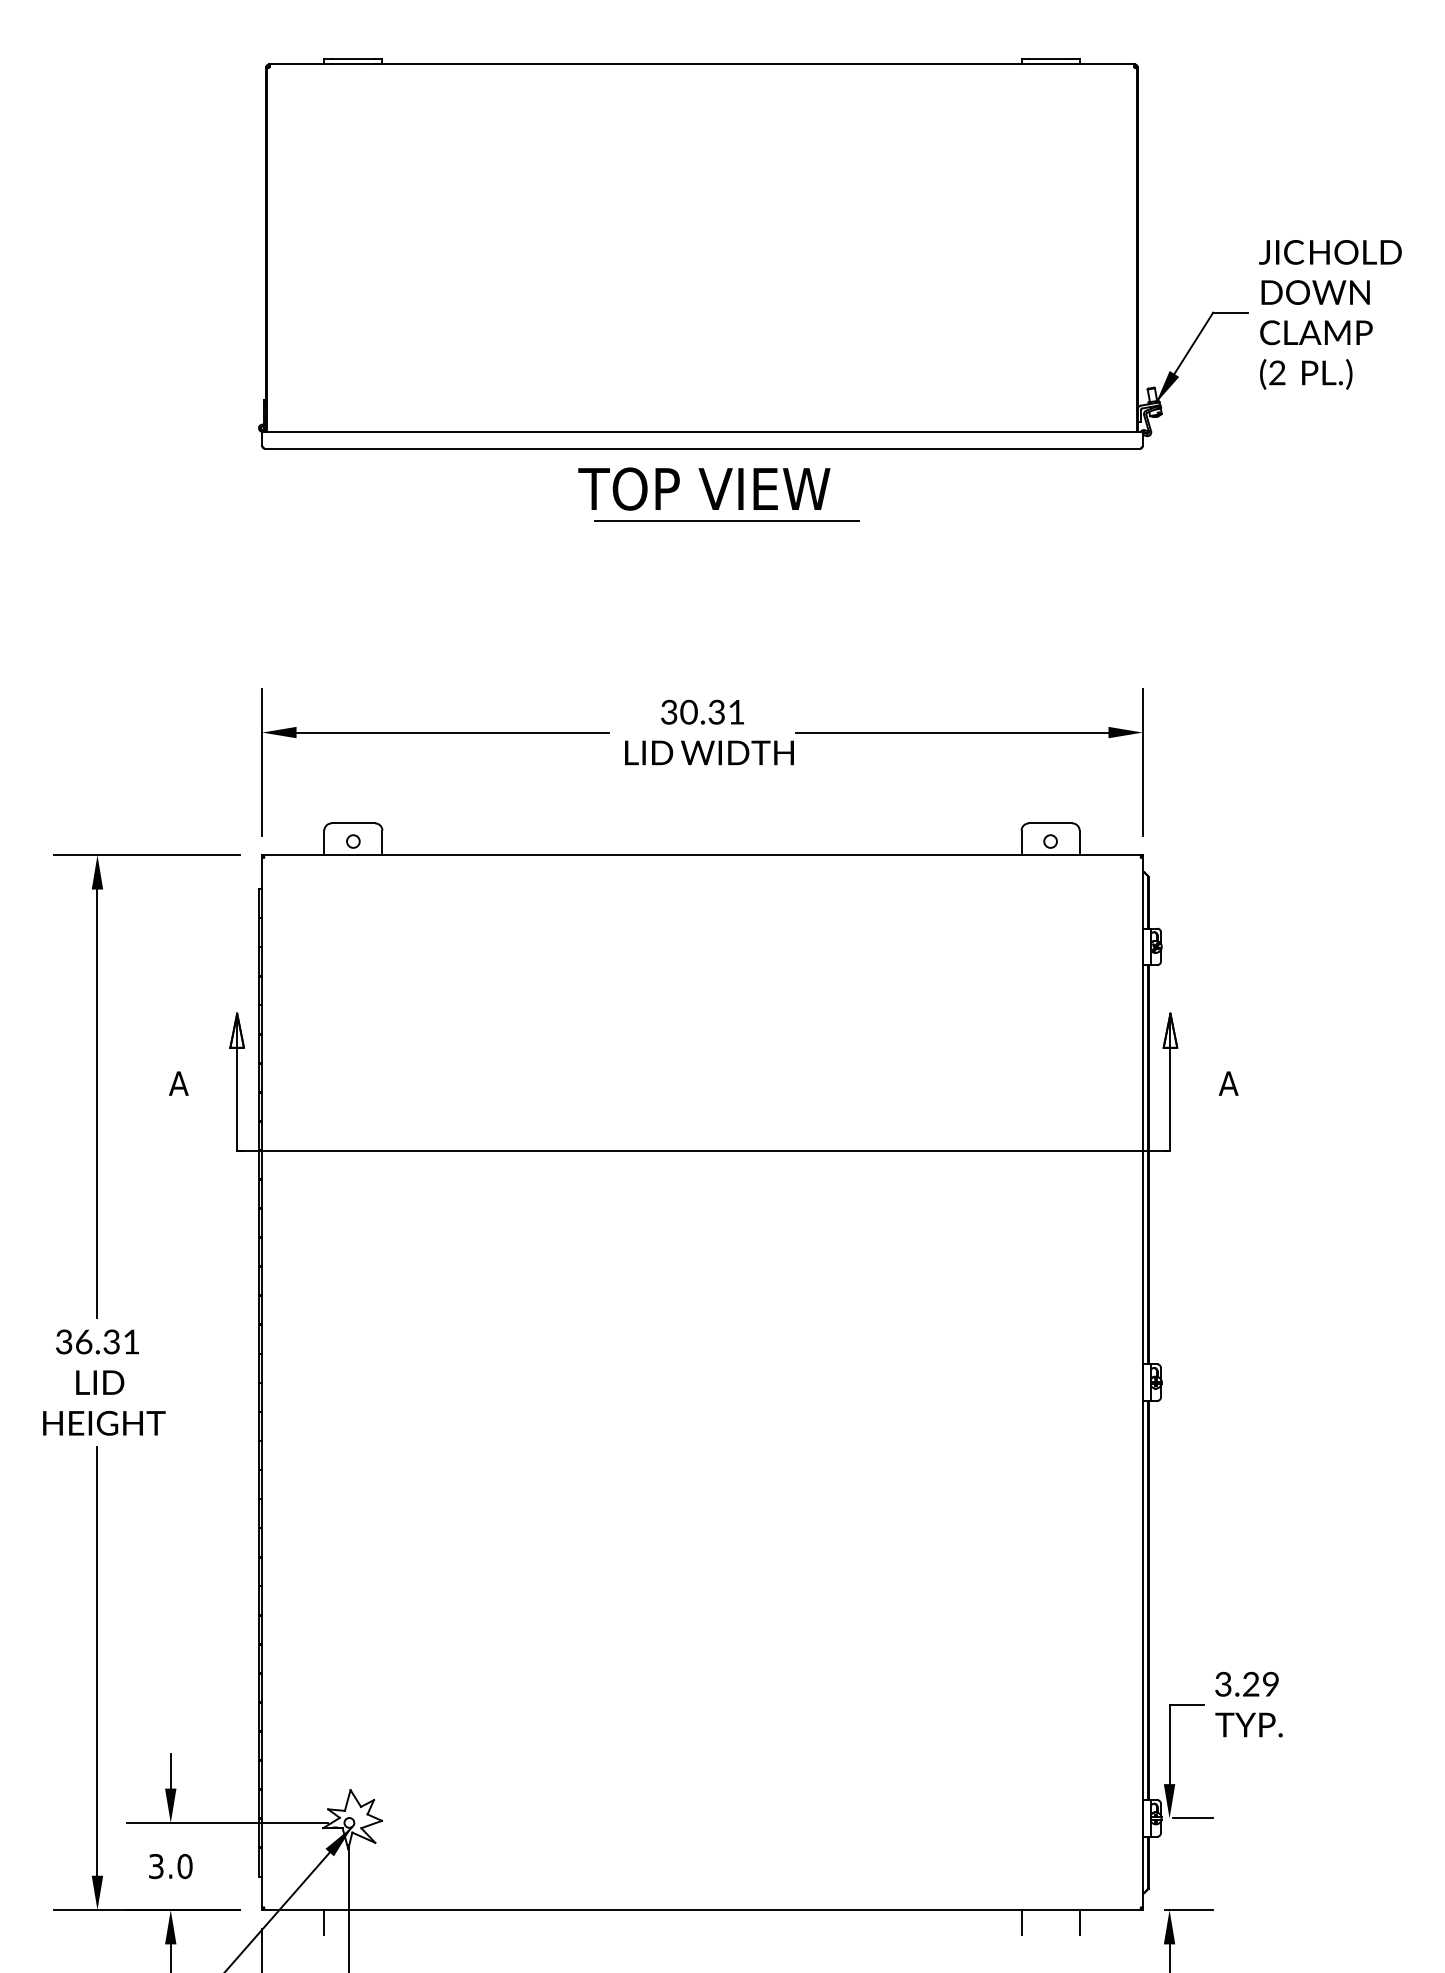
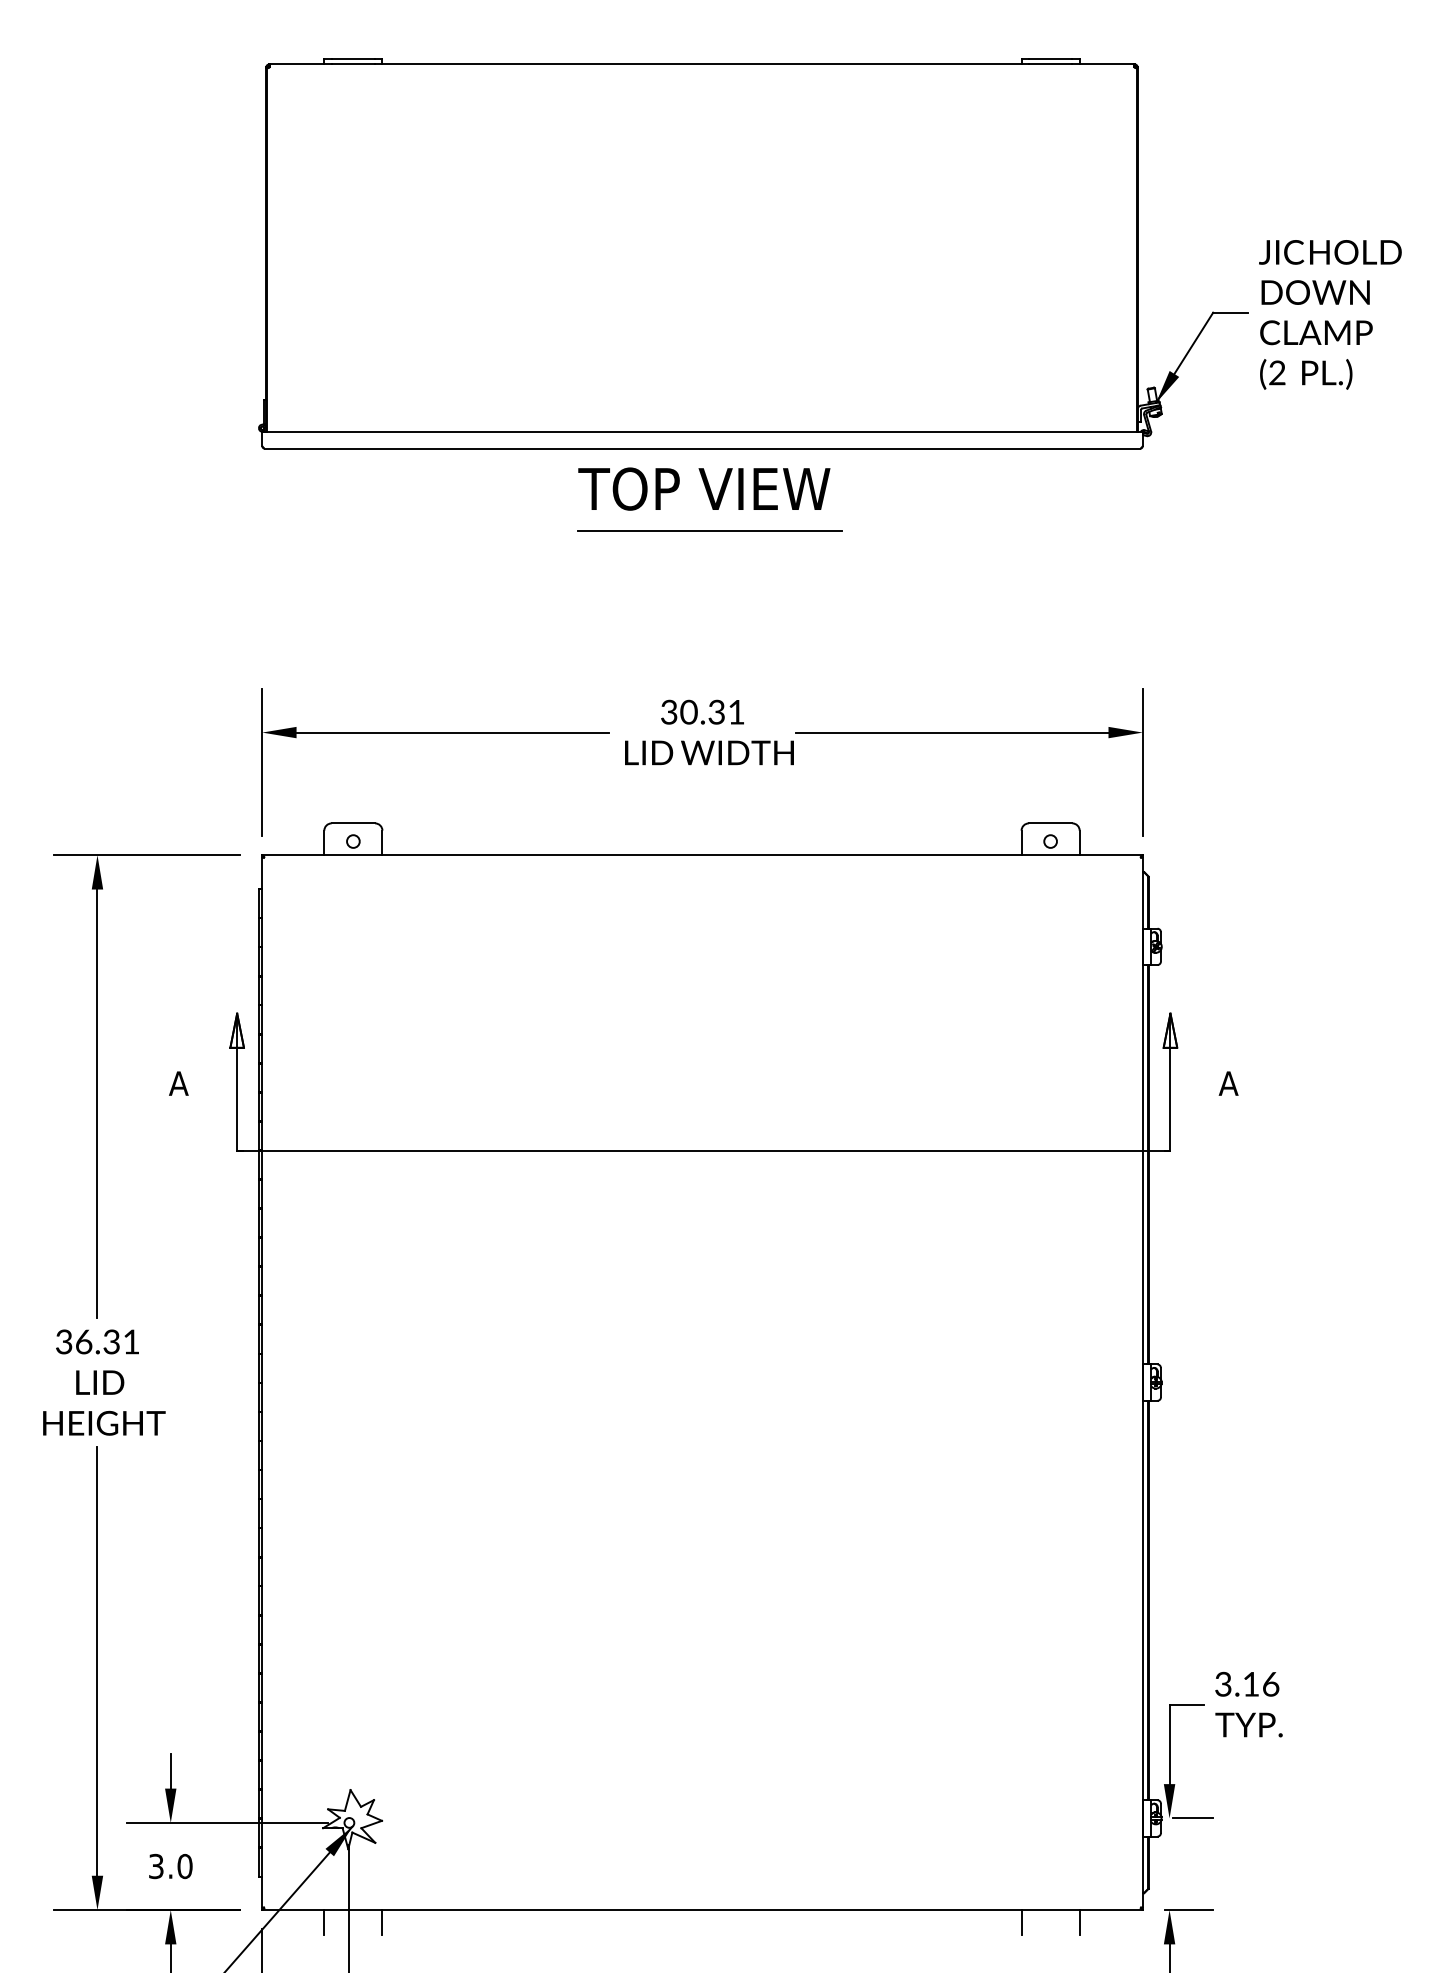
line position: (726, 520) -> (709, 530) (709, 530)
text: 3.29 -> 3.16 (1261, 1683)
line: none -> present (382, 1922)
